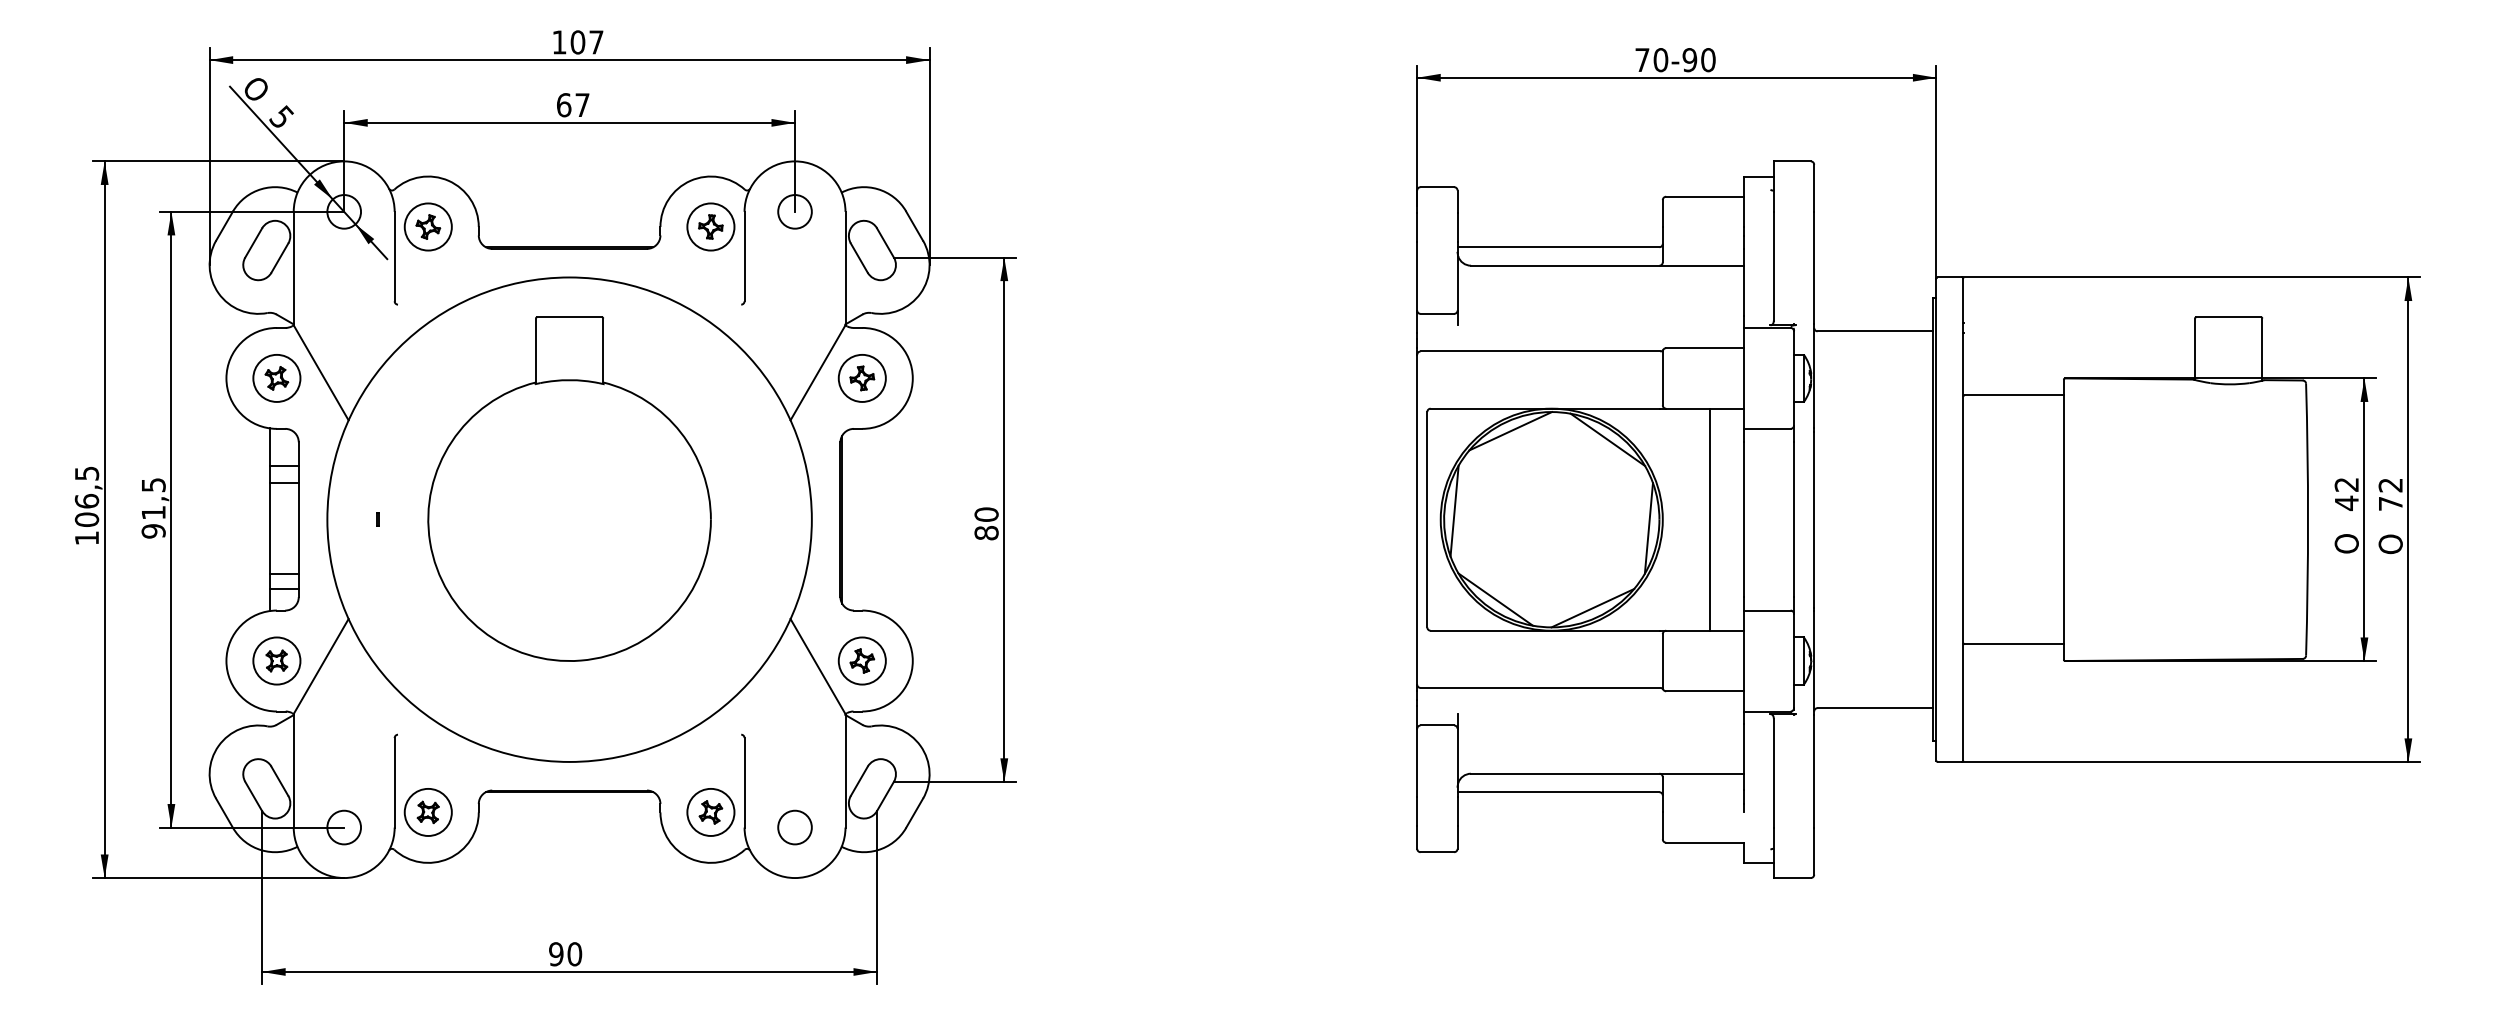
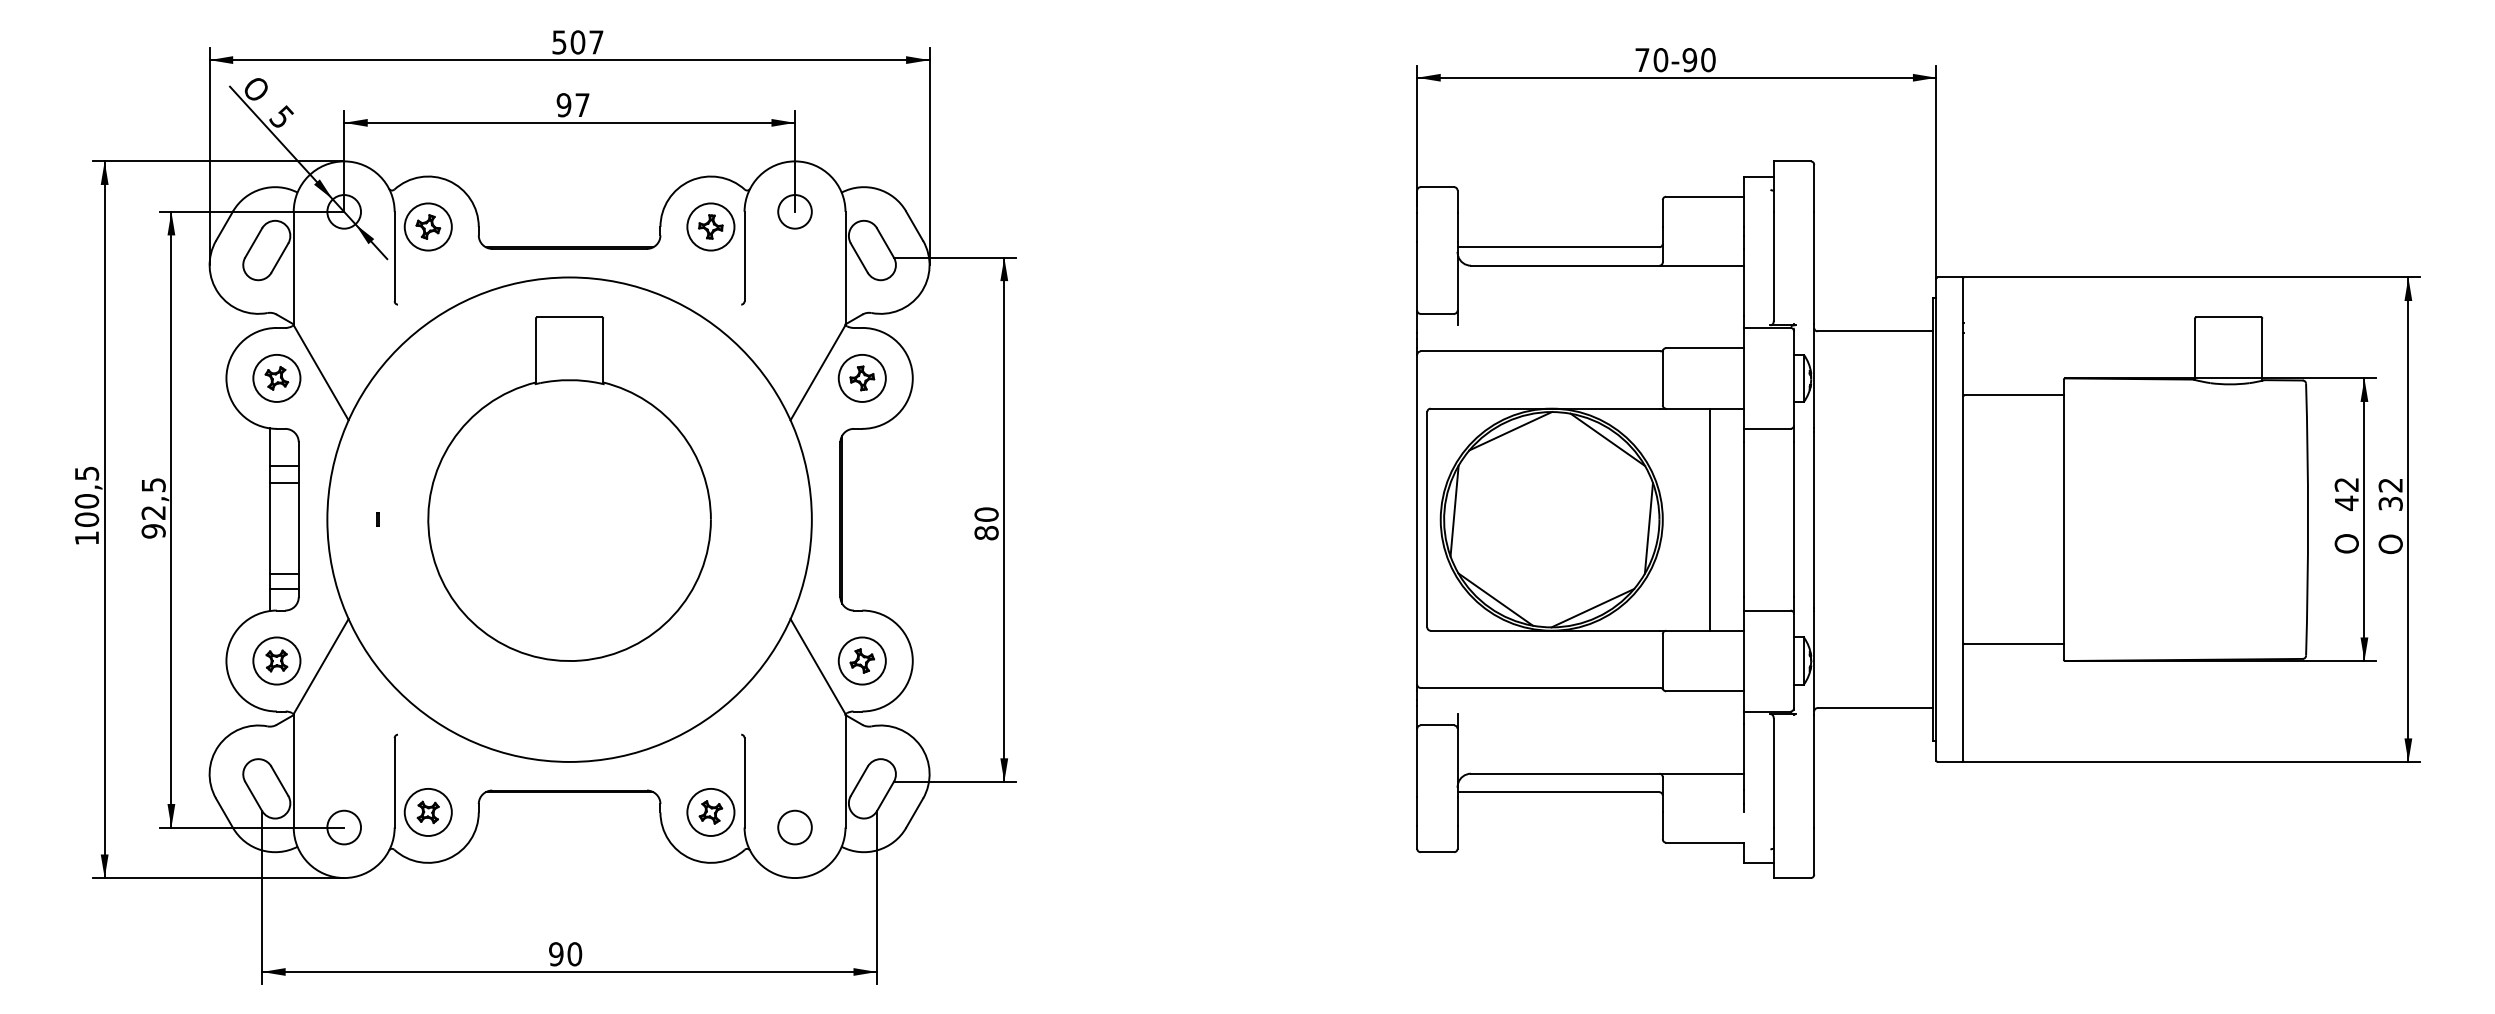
text: 107 -> 507 (559, 42)
text: 67 -> 97 (563, 105)
text: 106,5 -> 100,5 (86, 500)
text: 72 -> 32 (2390, 503)
text: 91,5 -> 92,5 (153, 512)
